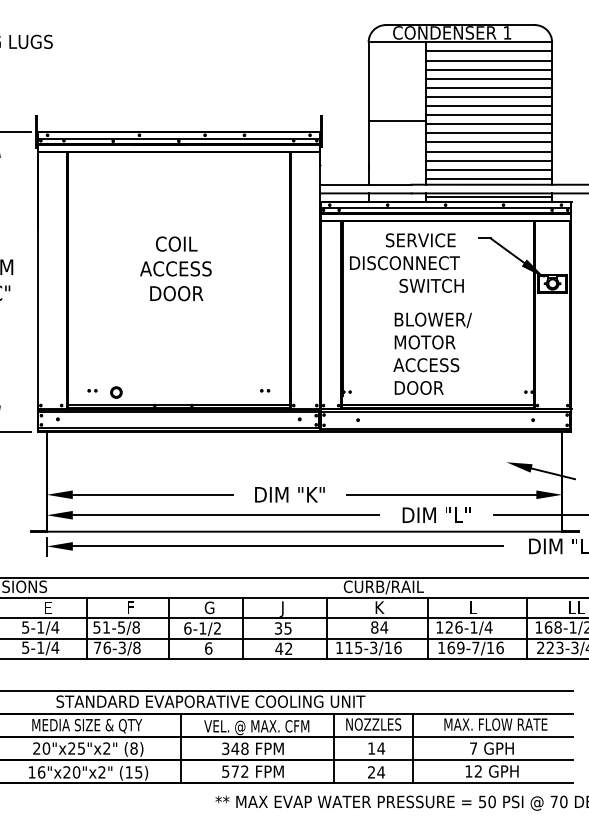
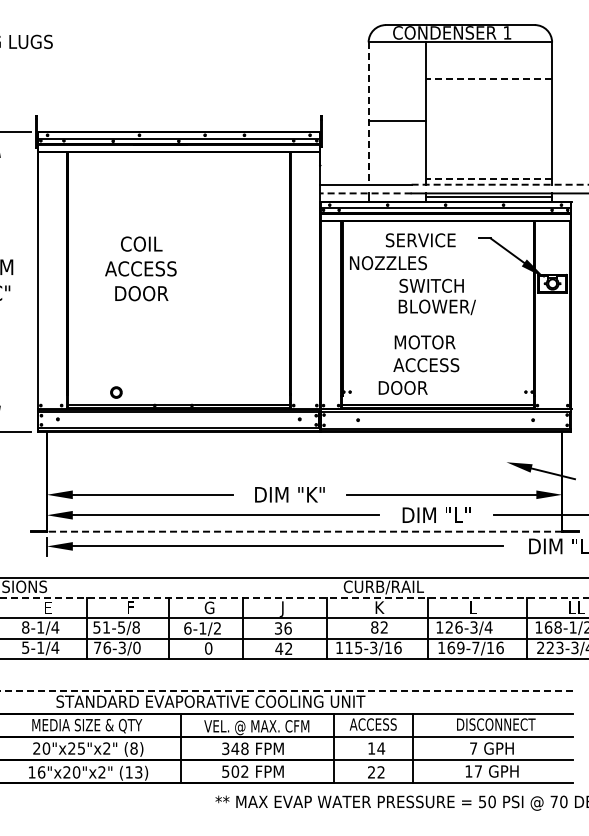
line: present -> none (488, 51)
line: present -> none (488, 60)
line: present -> none (488, 69)
line: solid -> dashed (488, 78)
line: present -> none (488, 87)
line: present -> none (488, 96)
line: present -> none (488, 106)
line: solid -> dashed (368, 114)
line: present -> none (488, 115)
line: present -> none (488, 124)
line: present -> none (488, 133)
line: present -> none (488, 142)
line: present -> none (488, 151)
line: present -> none (488, 160)
line: present -> none (488, 169)
line: solid -> dashed (488, 178)
line: solid -> dashed (500, 184)
line: solid -> dashed (365, 193)
text: DISCONNECT -> NOZZLES (405, 263)
text position: (175, 268) -> (140, 268) (140, 268)
text position: (432, 320) -> (436, 307) (436, 307)
text position: (418, 387) -> (402, 387) (402, 387)
part: present -> none (92, 390)
part: present -> none (265, 390)
line: solid -> dashed (304, 531)
line: solid -> dashed (294, 597)
text: 5-1/4 -> 8-1/4 (25, 627)
text: 84 -> 82 (384, 627)
text: 126-1/4 -> 126-3/4 (473, 627)
text: 35 -> 36 (287, 628)
text: 76-3/8 -> 76-3/0 (136, 647)
text: 6 -> 0 (208, 648)
line: solid -> dashed (287, 691)
text: NOZZLES -> ACCESS (373, 724)
text: MAX. FLOW RATE -> DISCONNECT (495, 724)
text: (15) -> (13) (138, 771)
text: 572 -> 502 (235, 771)
text: 12 -> 17 (477, 771)
text: 24 -> 22 (381, 772)
